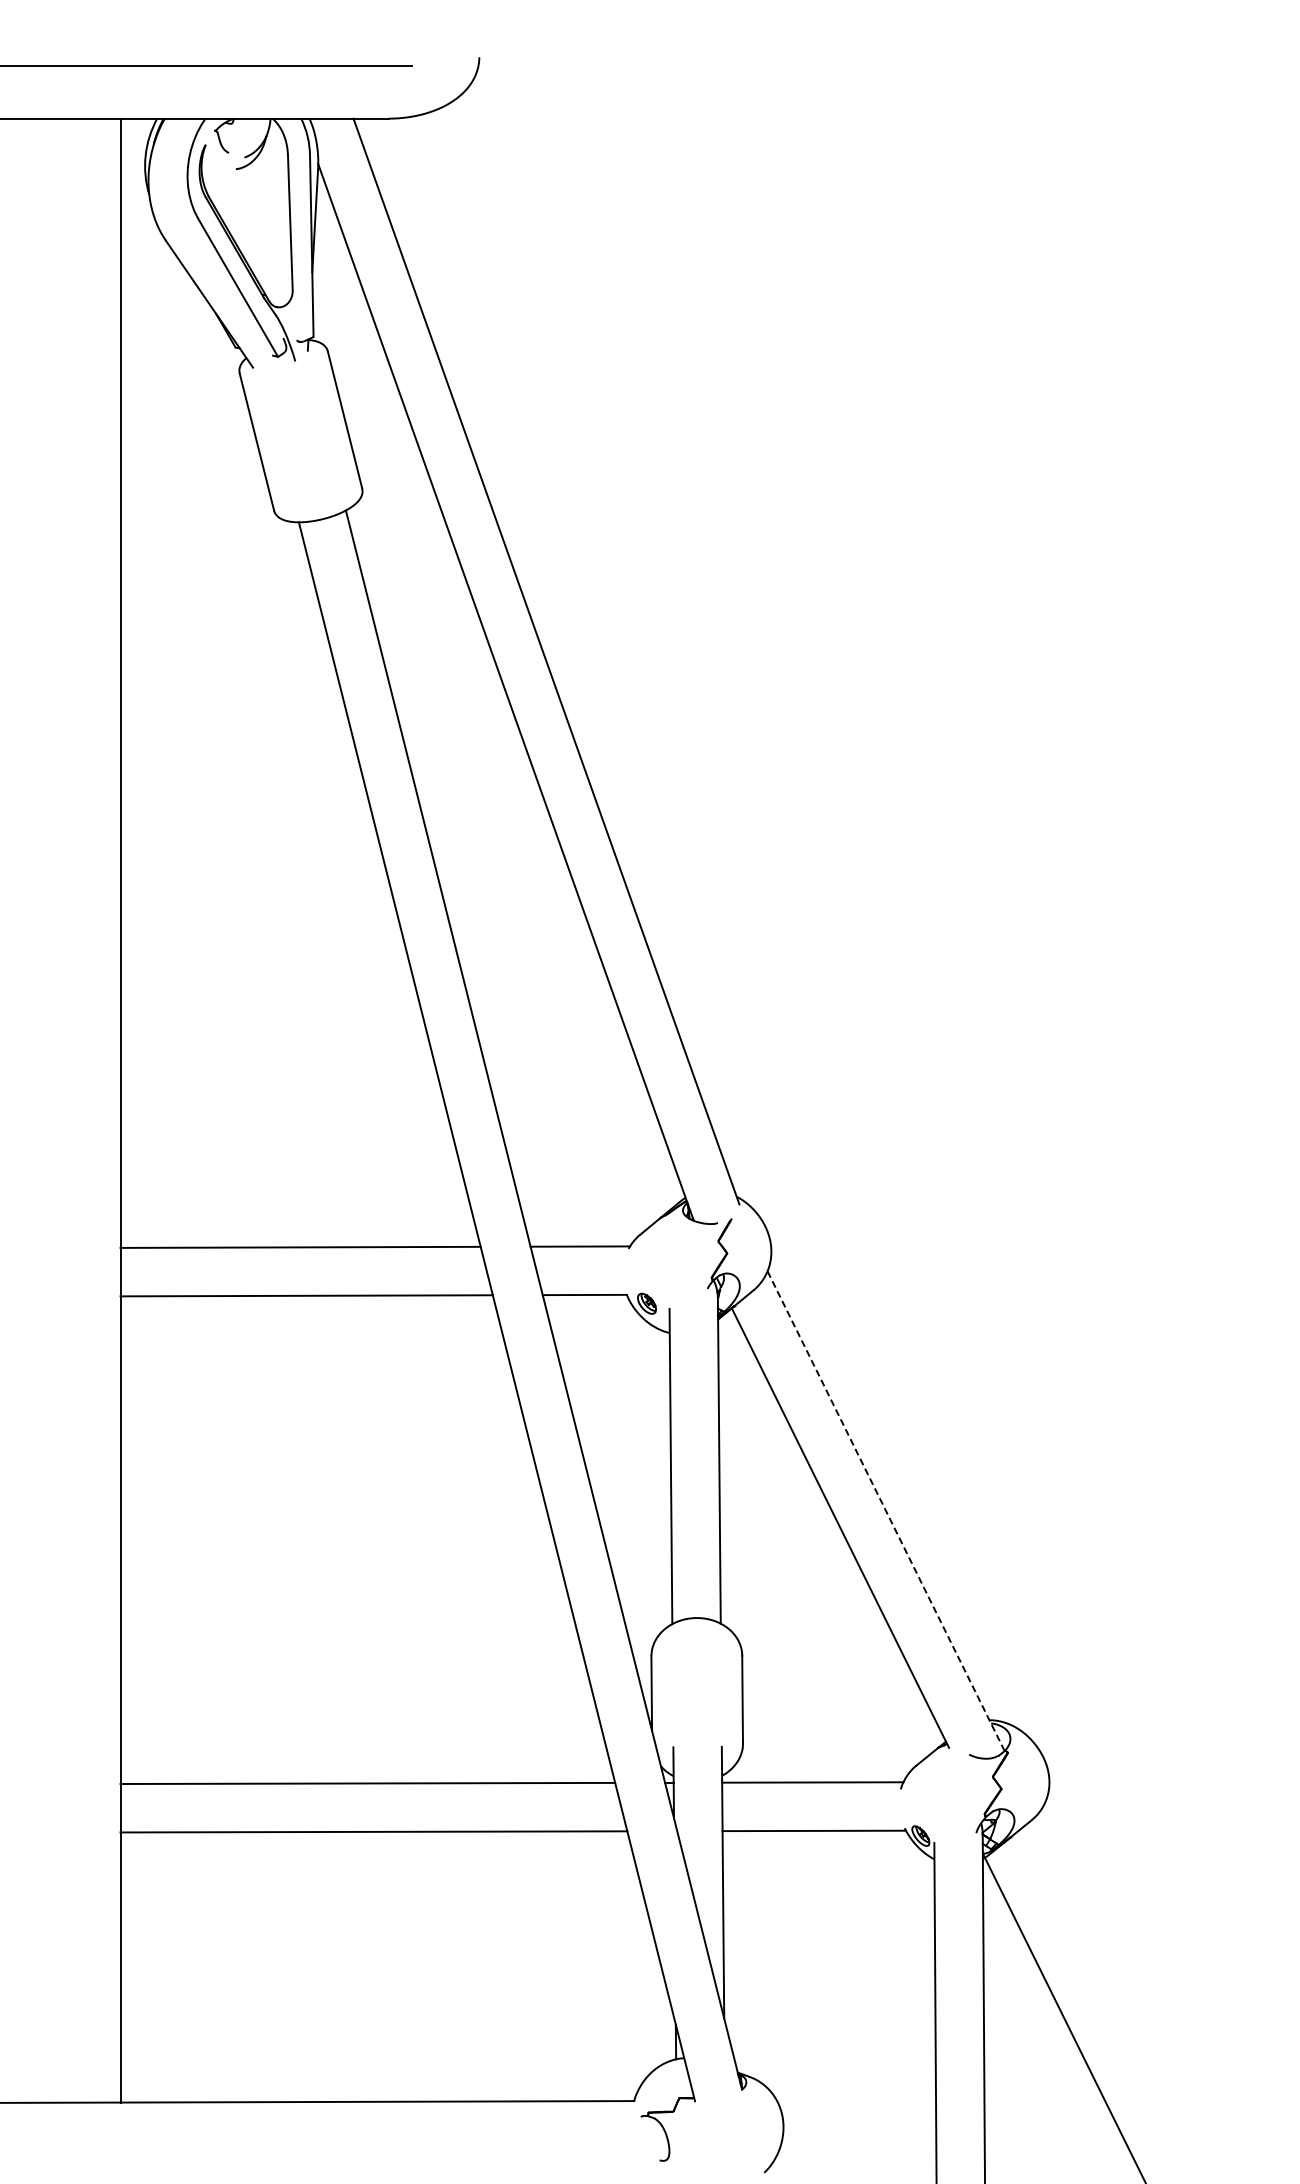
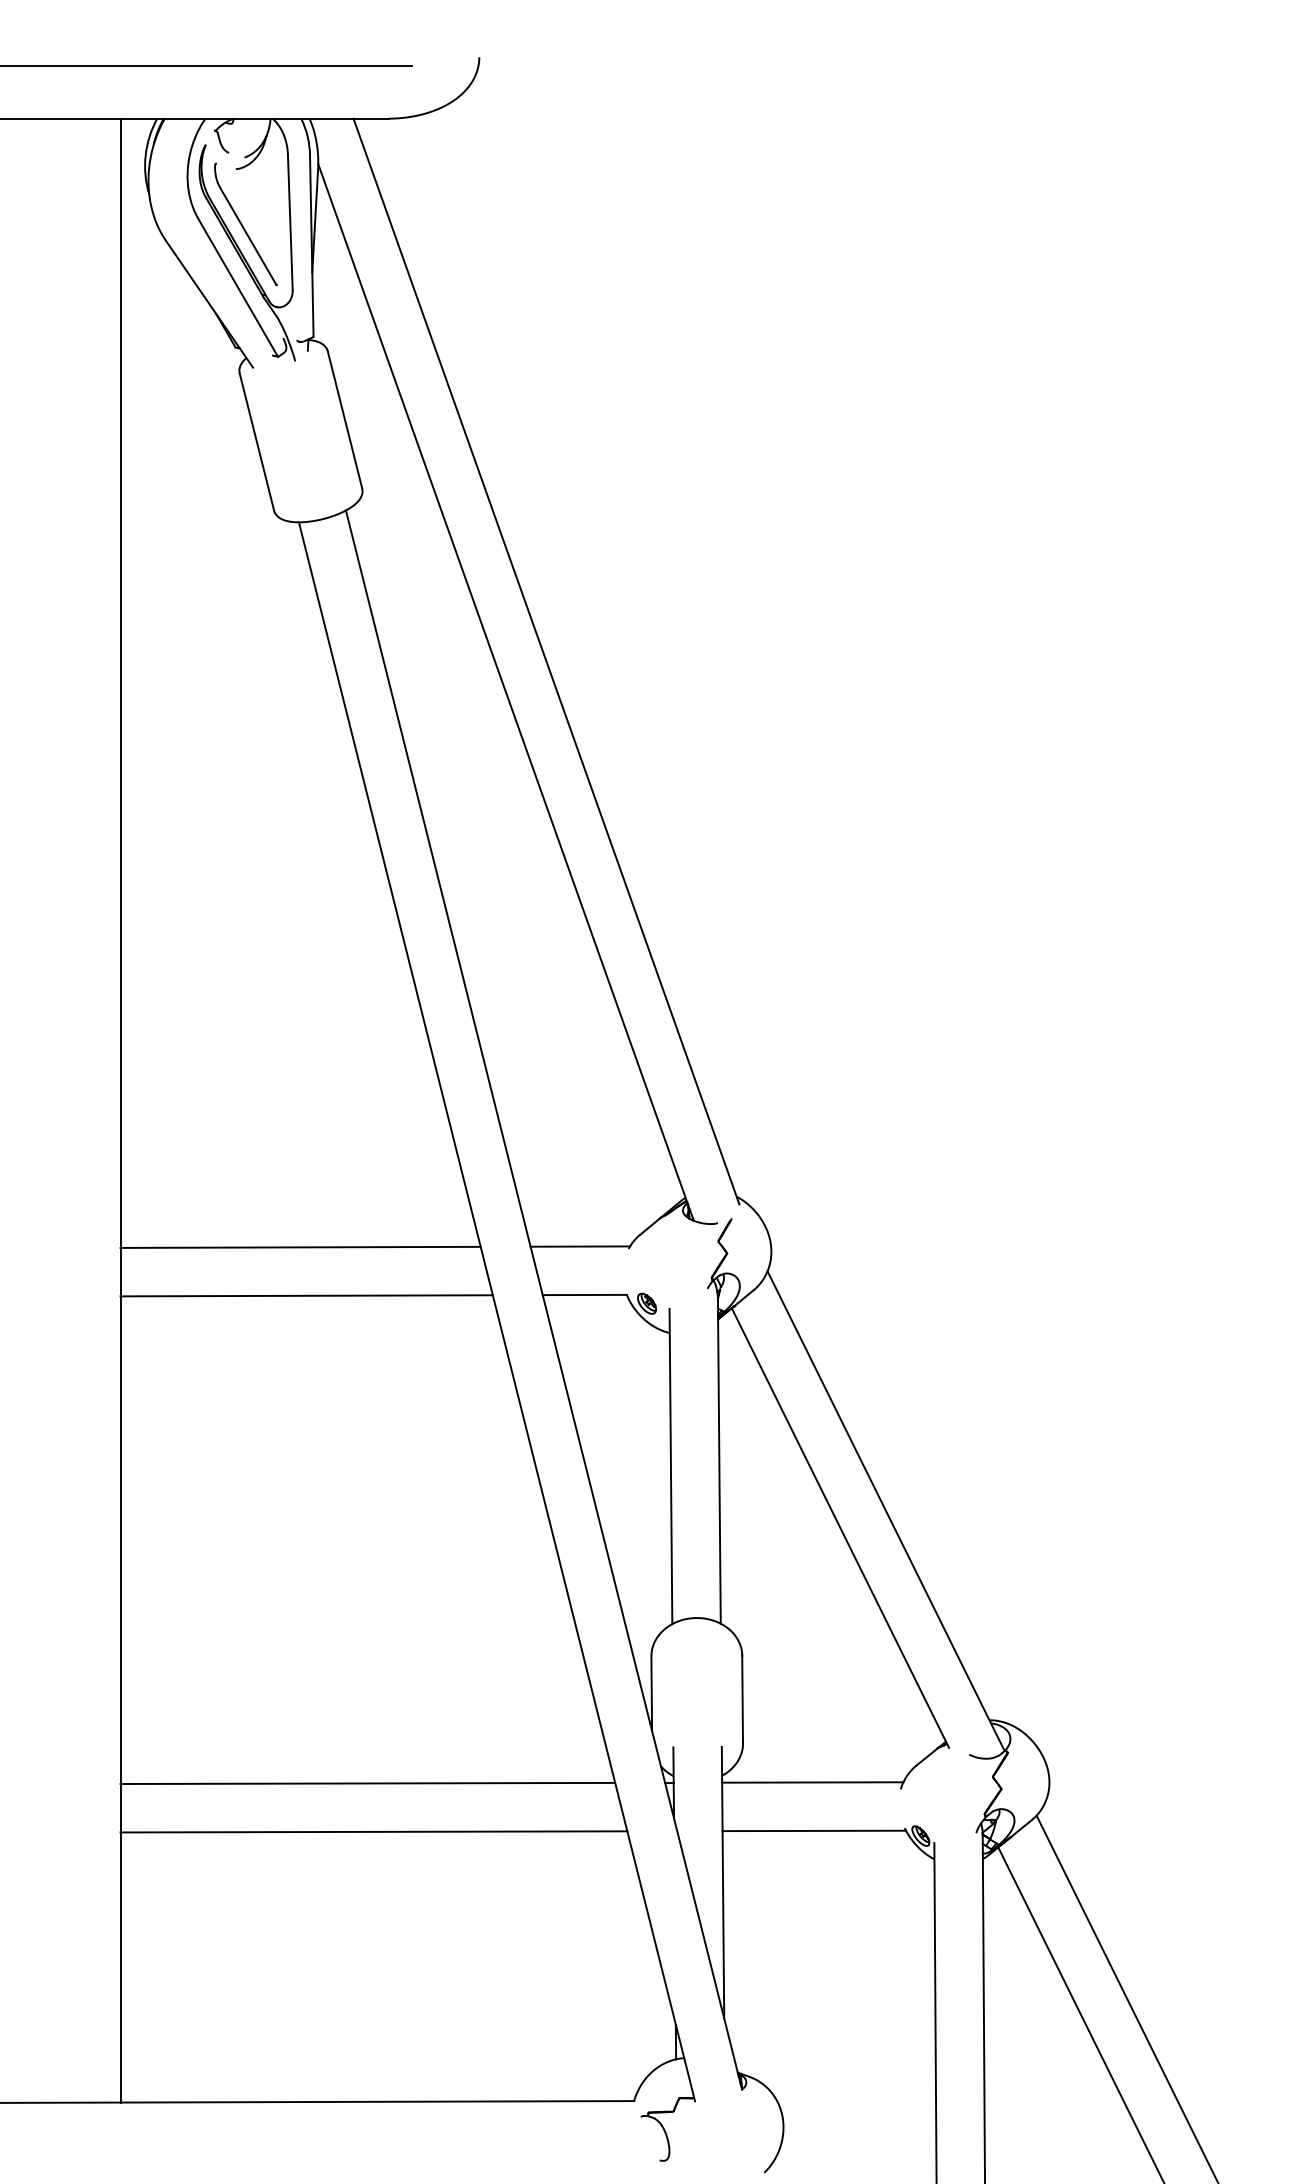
part: none -> present (245, 224)
line: dashed -> solid (886, 1511)
line: none -> present (1126, 1997)
line position: (1063, 2017) -> (1080, 2013) (1080, 2013)
